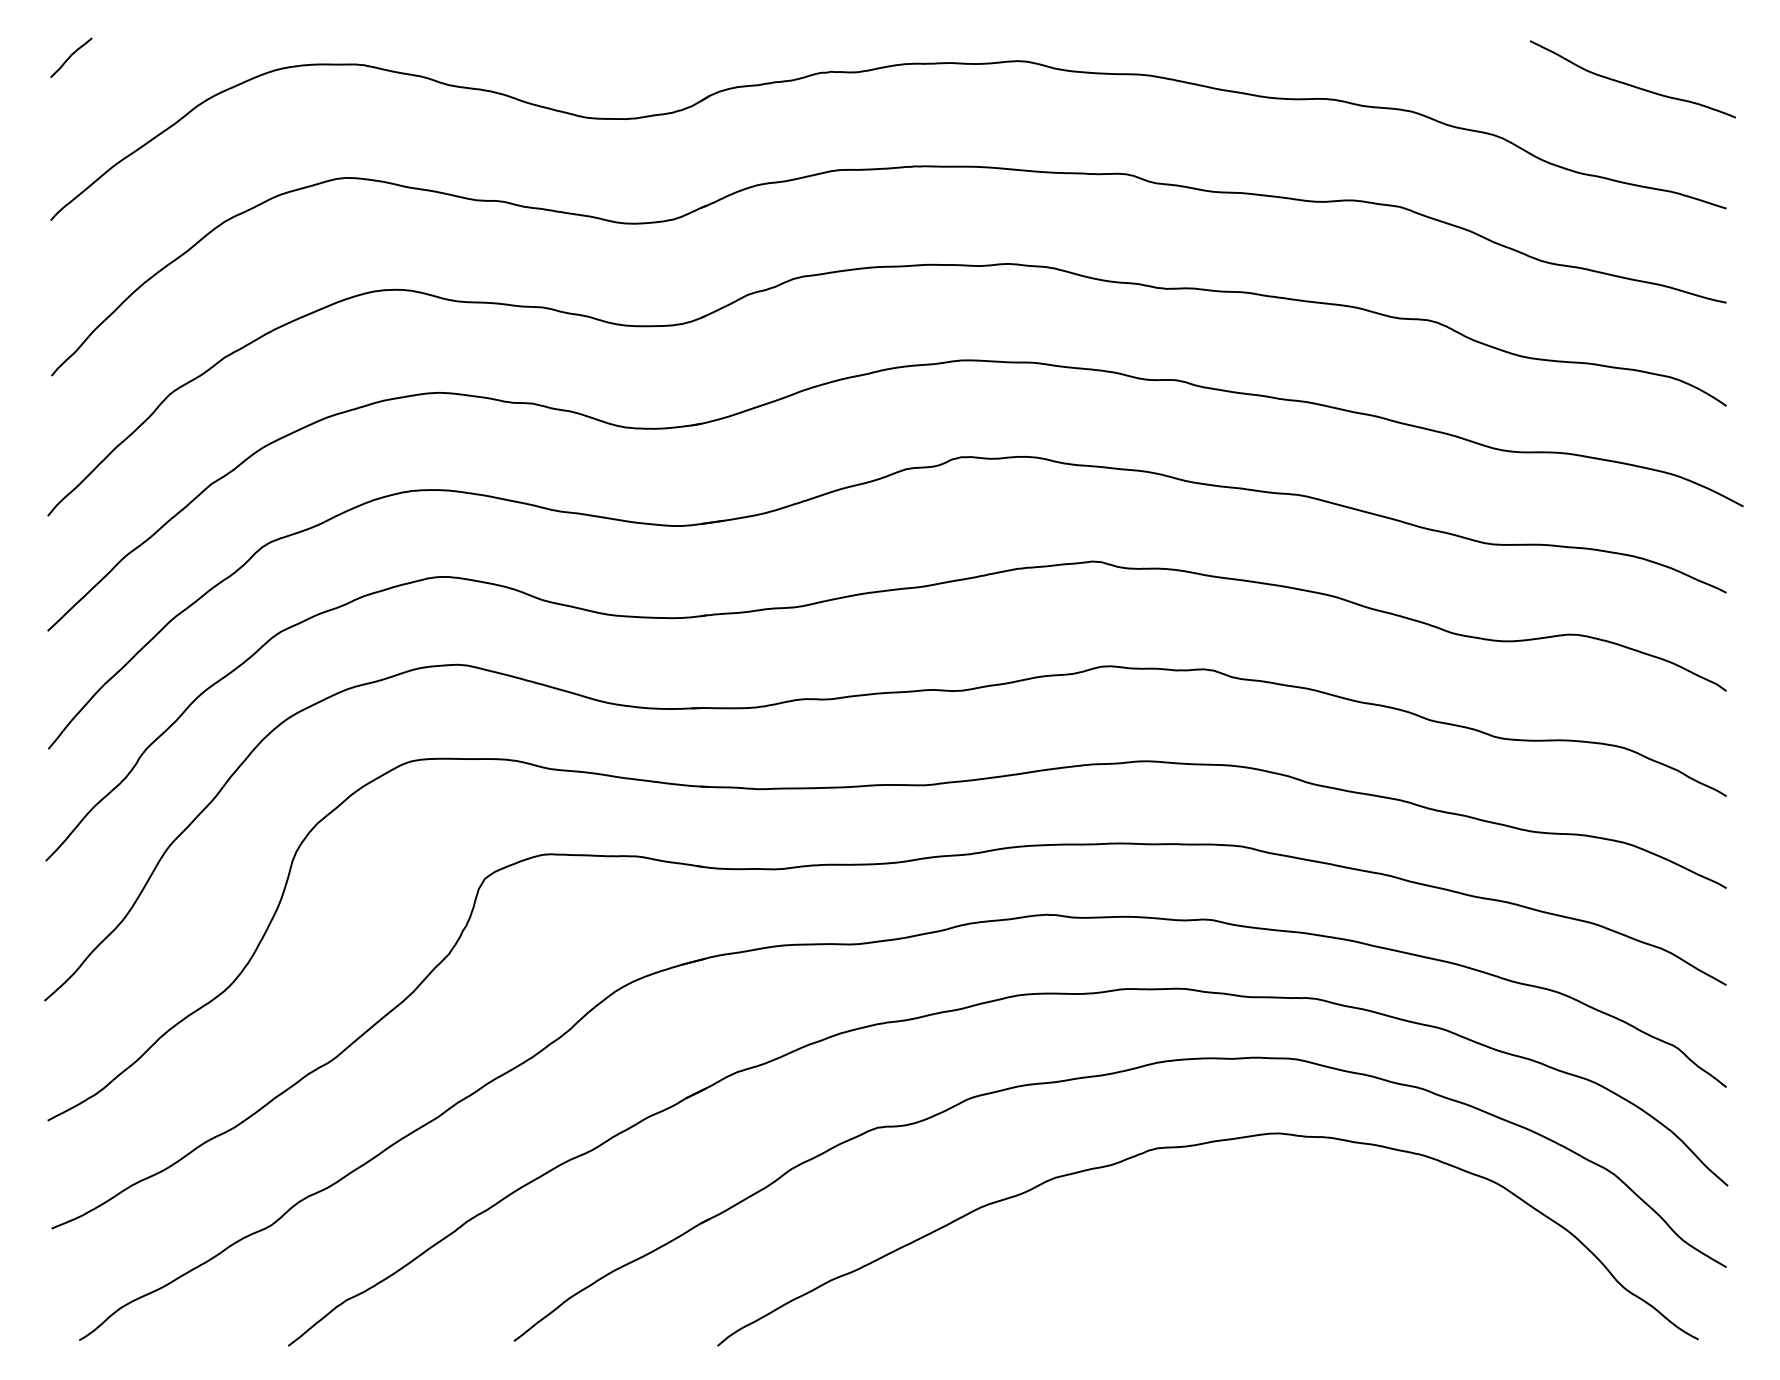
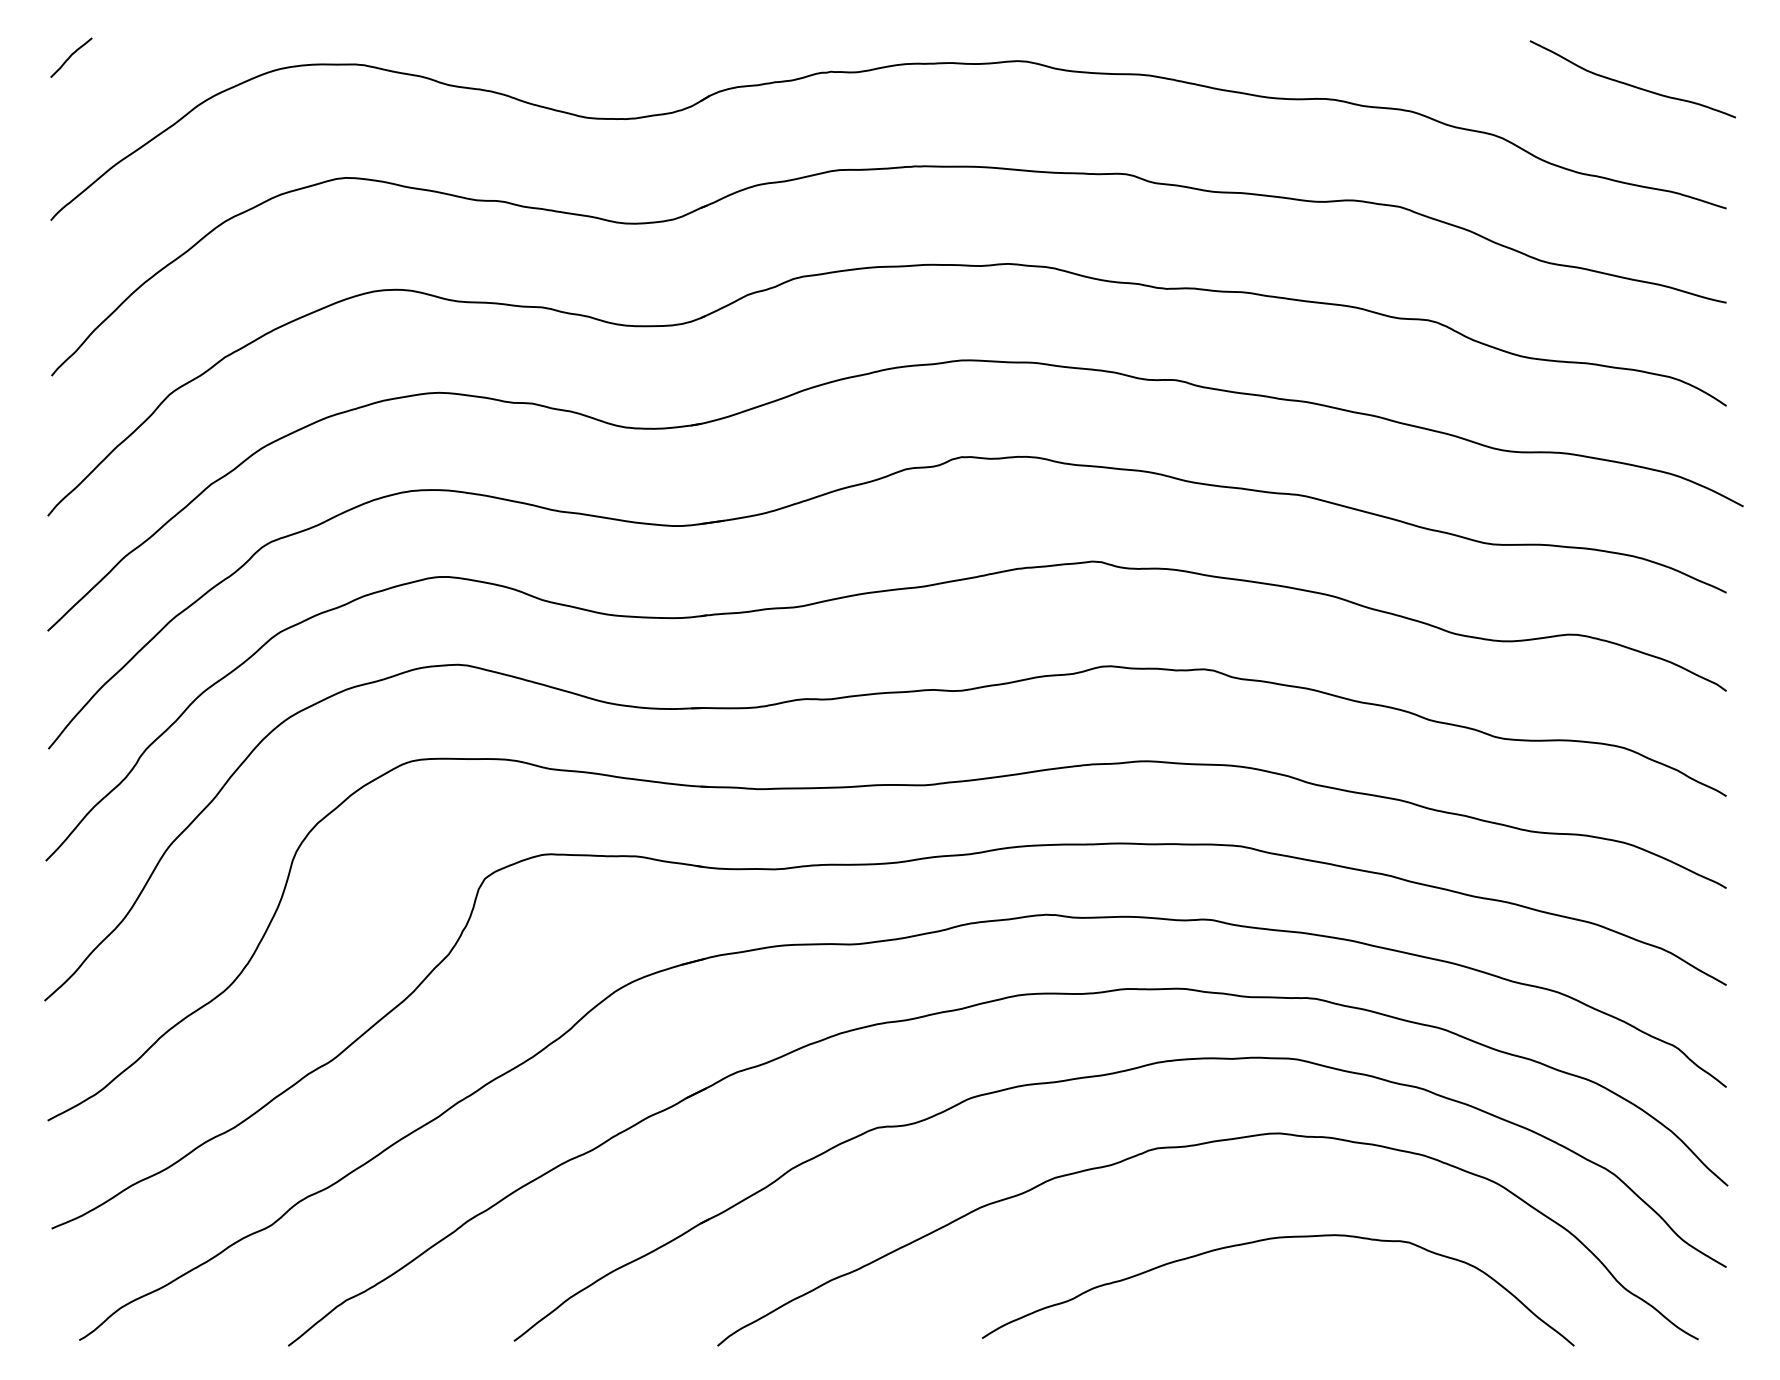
curve: none -> present (1267, 1240)
